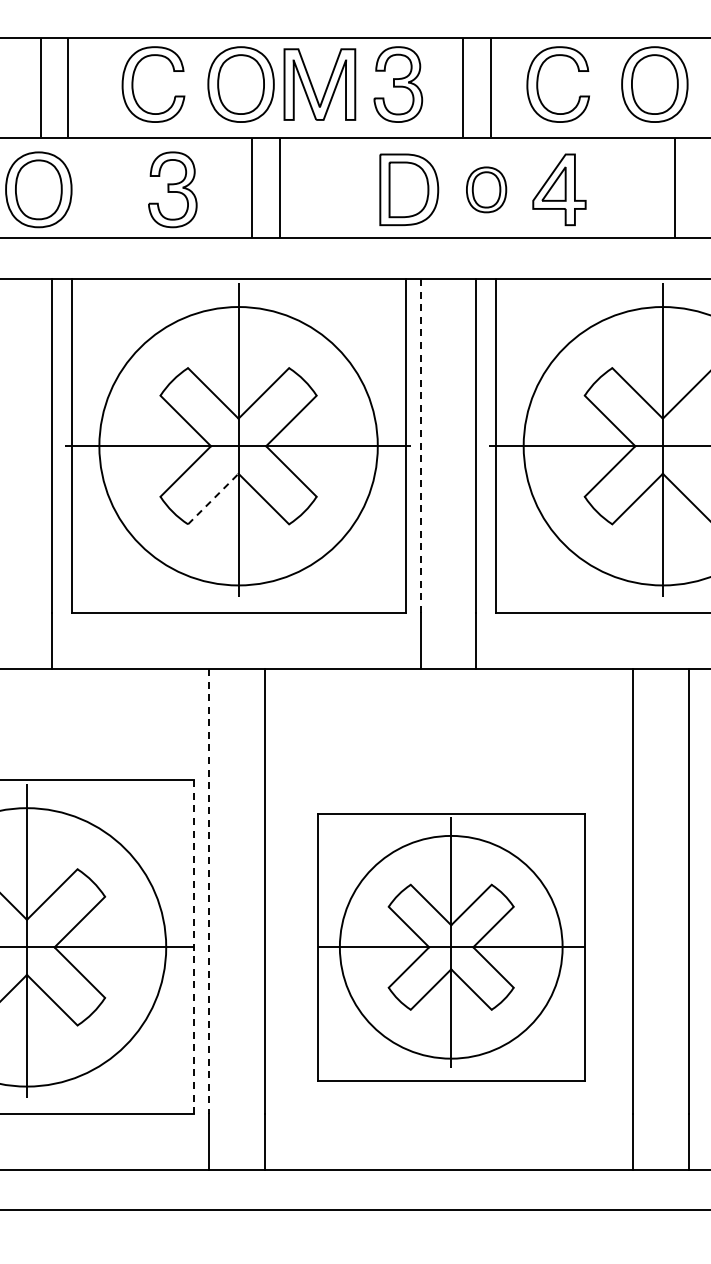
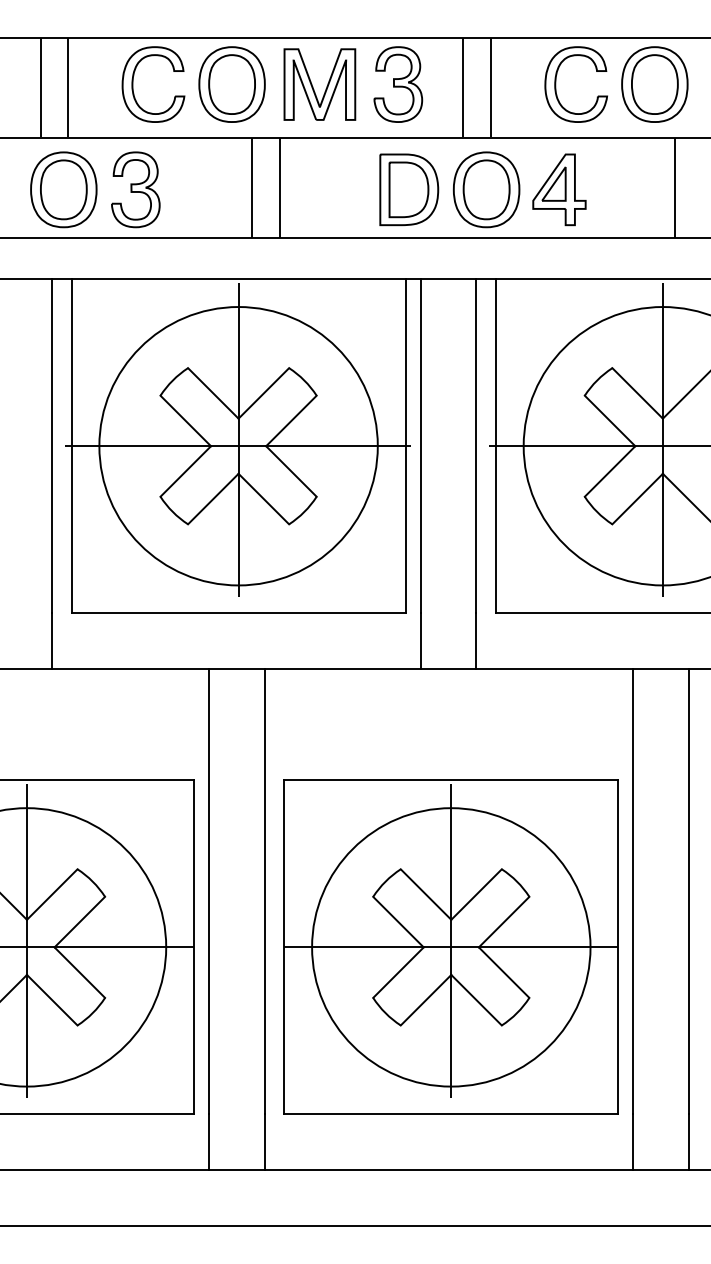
part position: (240, 84) -> (231, 84) (231, 84)
part position: (538, 84) -> (556, 84) (556, 84)
part position: (38, 189) -> (63, 189) (63, 189)
part position: (172, 189) -> (135, 189) (135, 189)
part size: 42x48 px -> 69x78 px (486, 189)
line: dashed -> solid (420, 446)
line: dashed -> solid (213, 499)
line: dashed -> solid (209, 891)
line: dashed -> solid (194, 947)
part size: 269x269 px -> 336x336 px (450, 946)
line position: (354, 1210) -> (354, 1226) (354, 1226)
